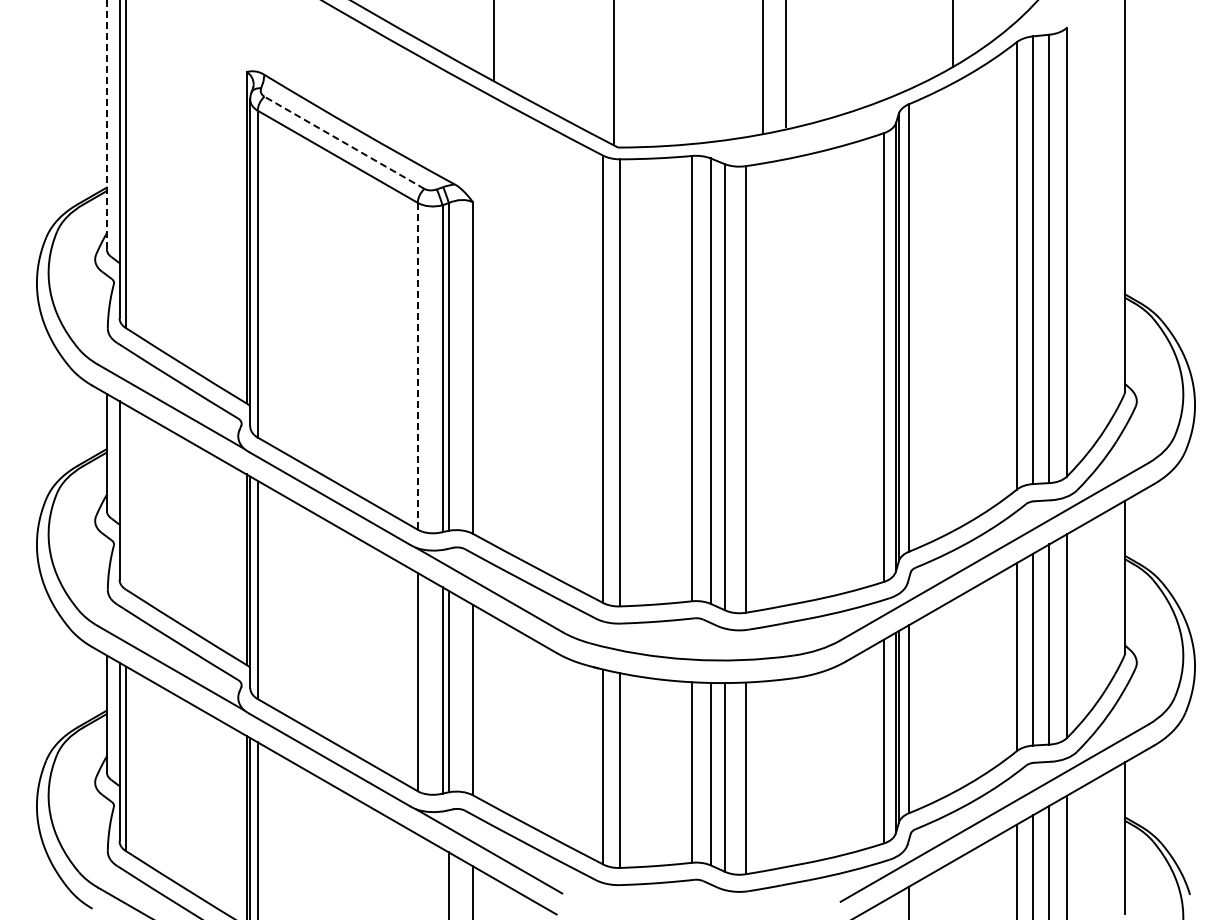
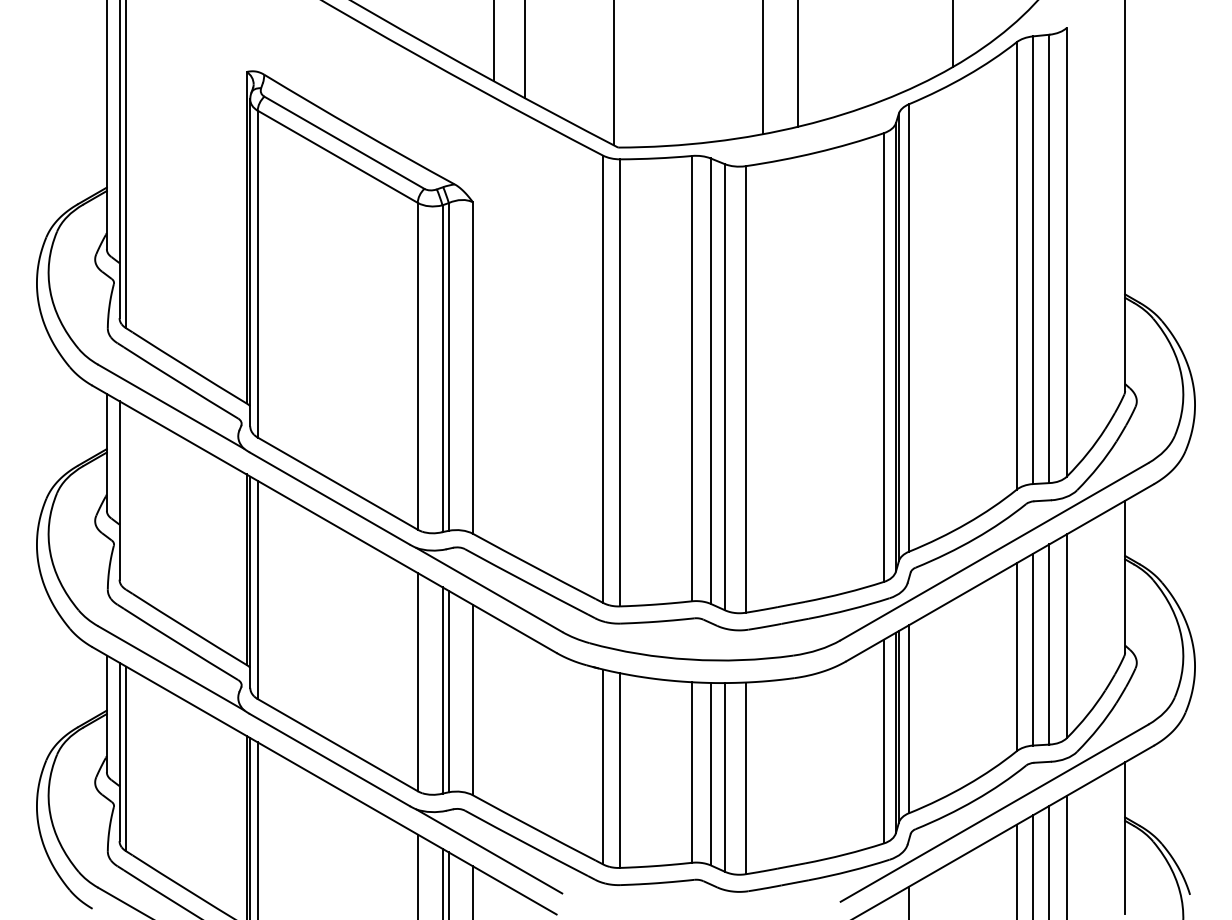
line: none -> present (525, 50)
line position: (785, 64) -> (797, 64) (797, 64)
line: dashed -> solid (106, 124)
line: dashed -> solid (344, 142)
line: dashed -> solid (417, 366)
line: none -> present (417, 875)
line: none -> present (442, 882)
